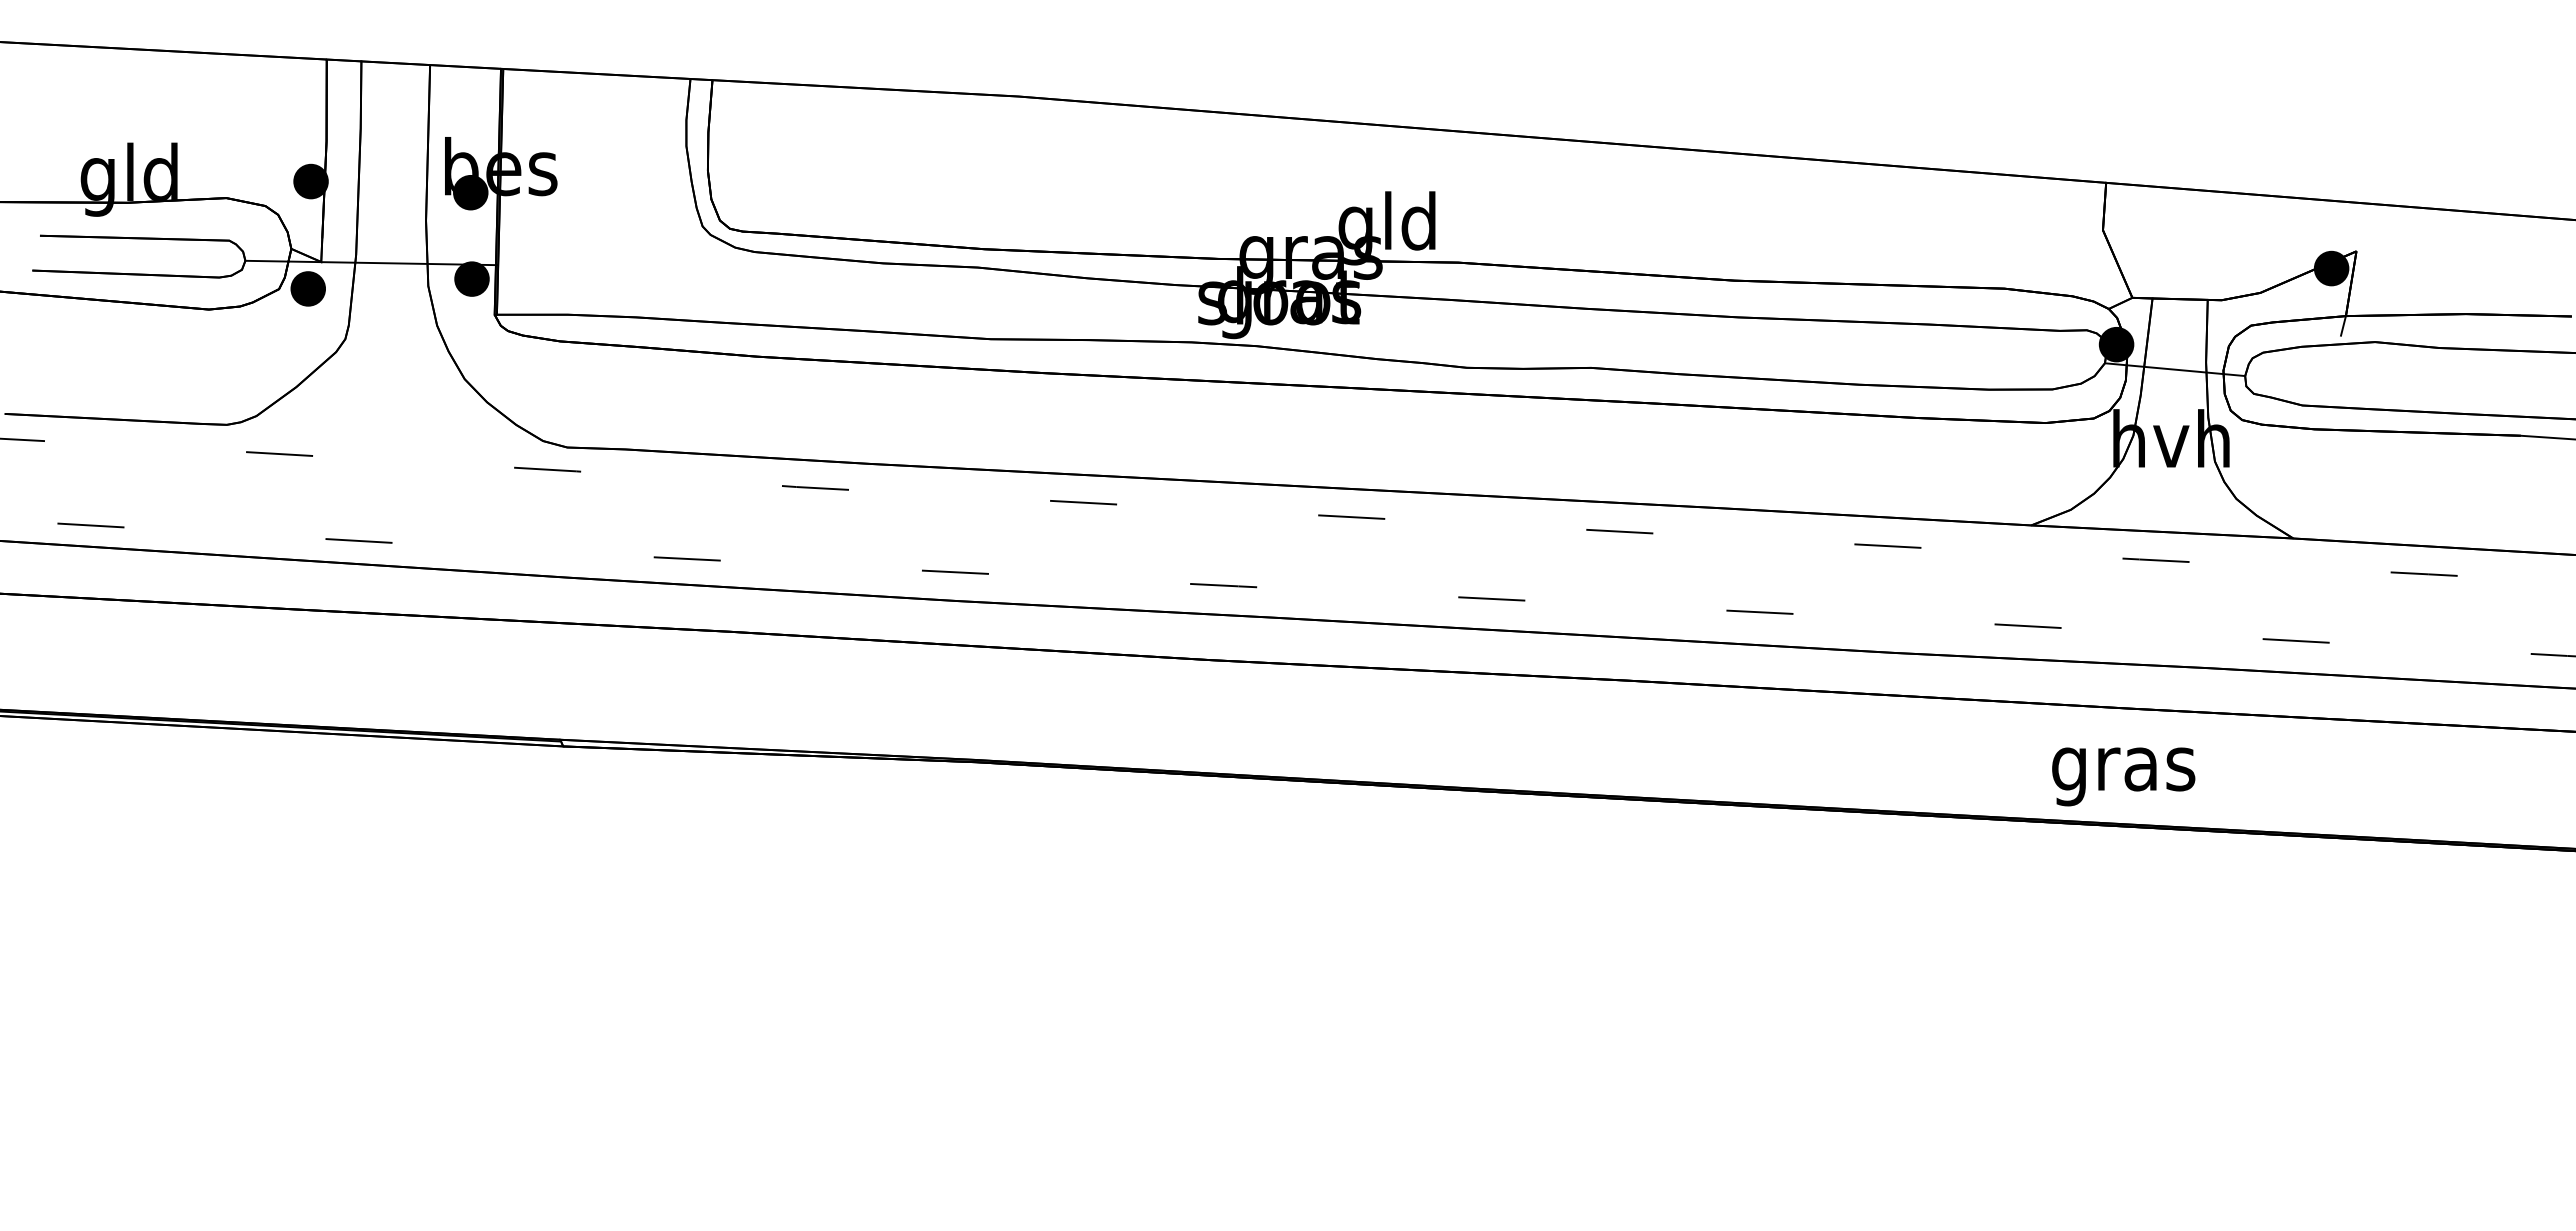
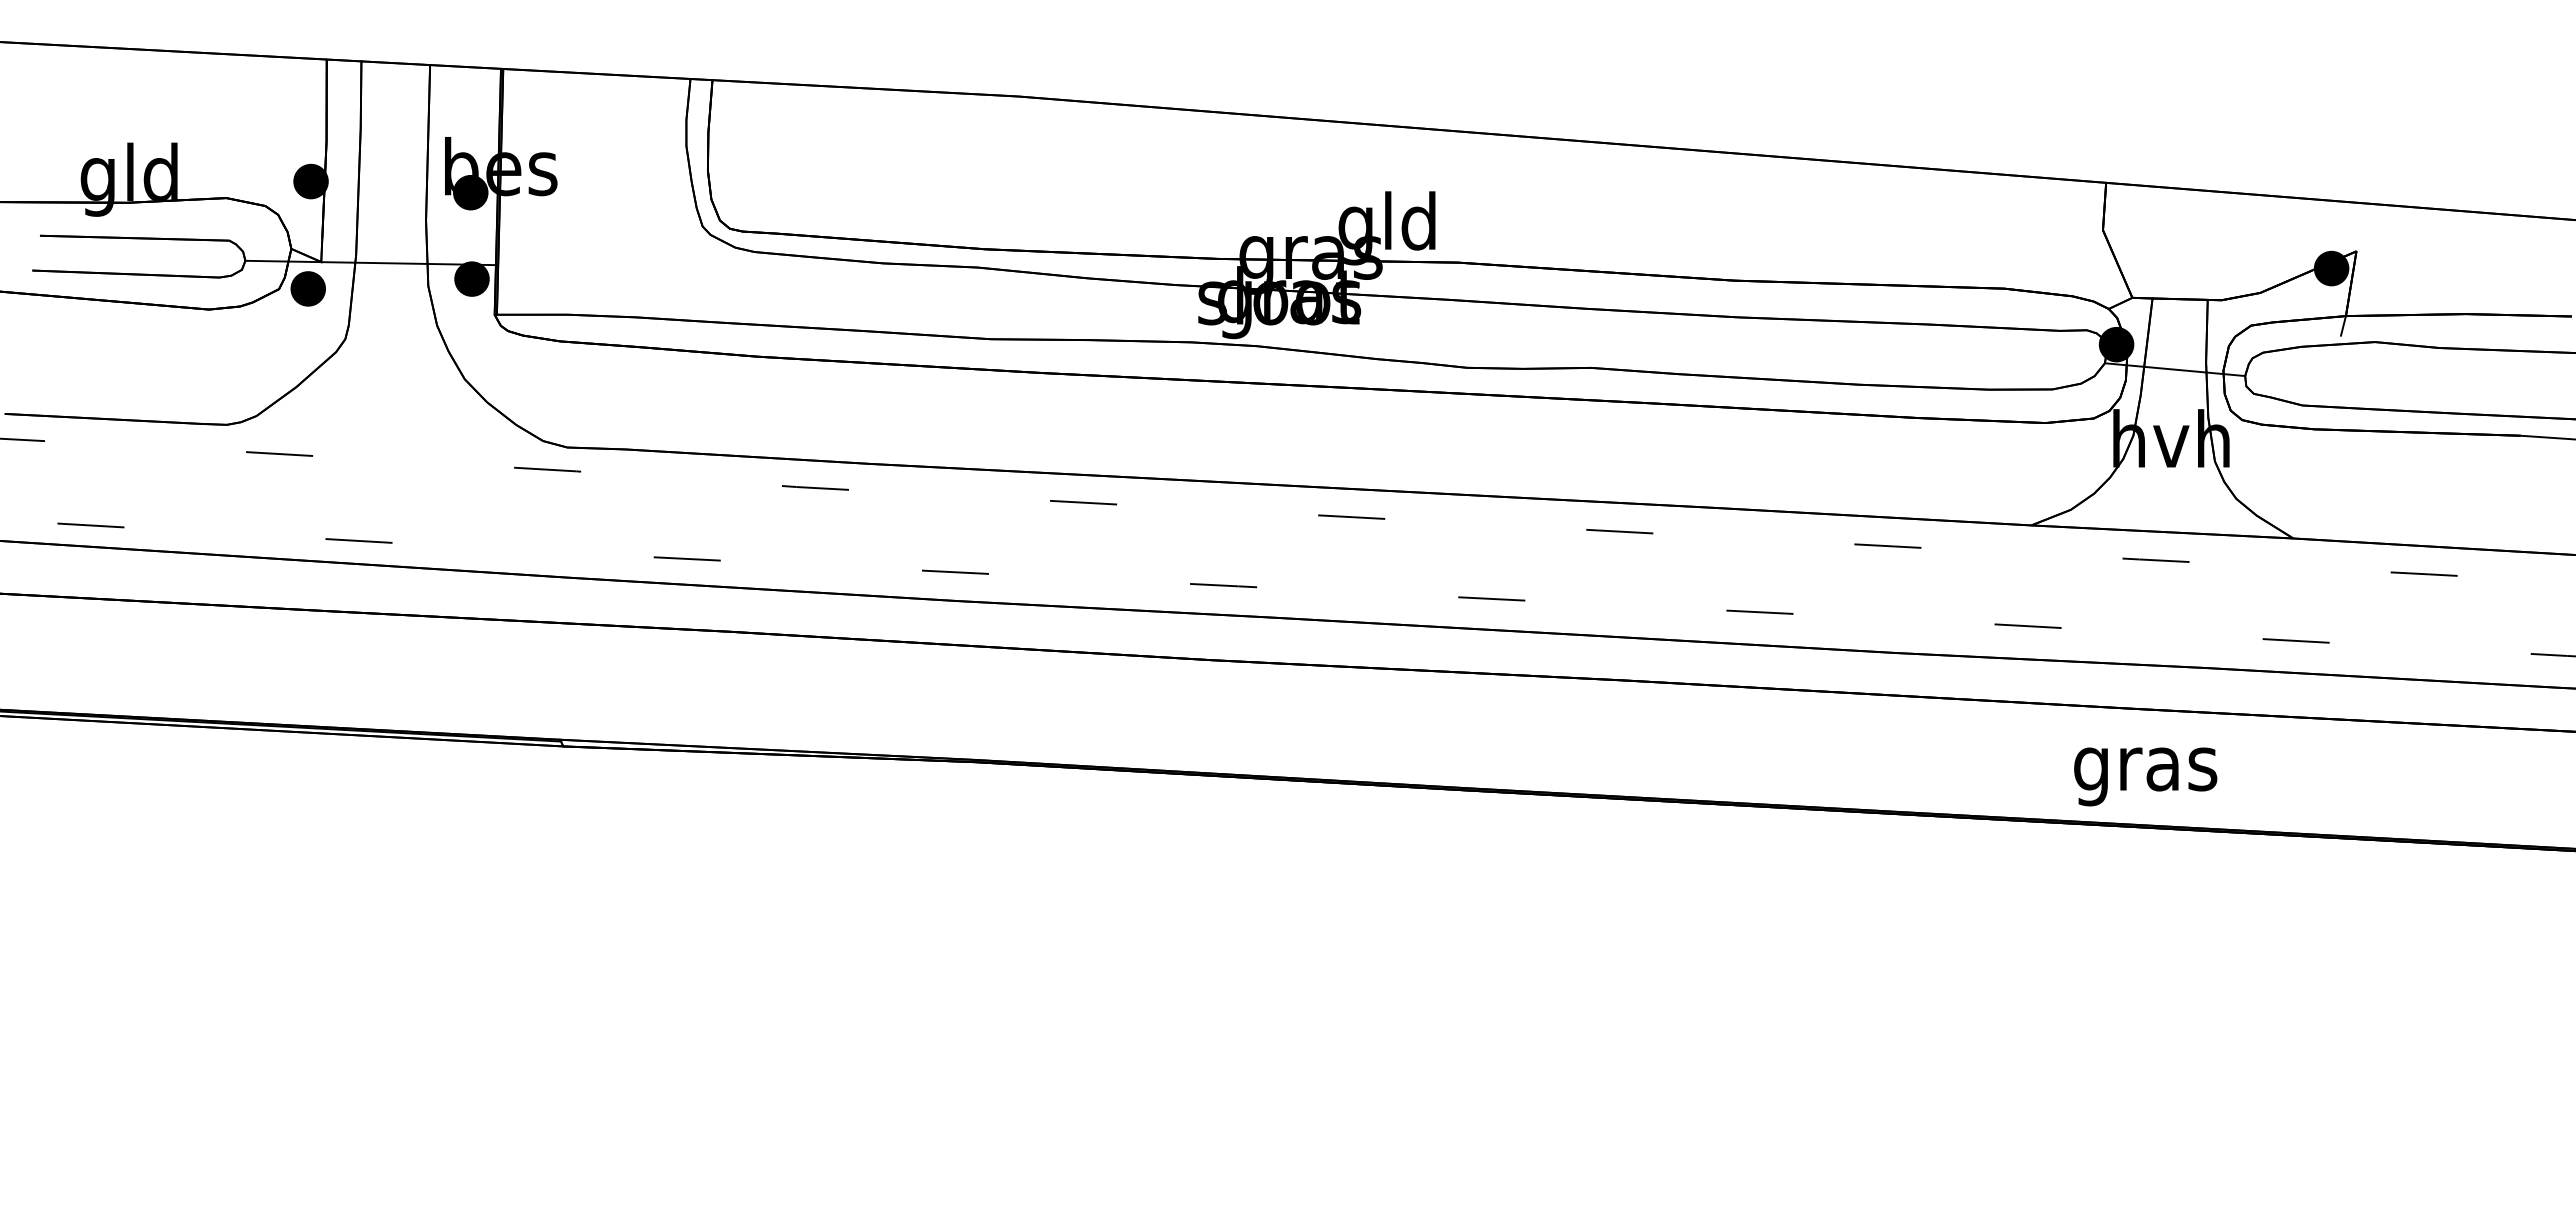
text position: (2123, 776) -> (2145, 776) (2145, 776)
